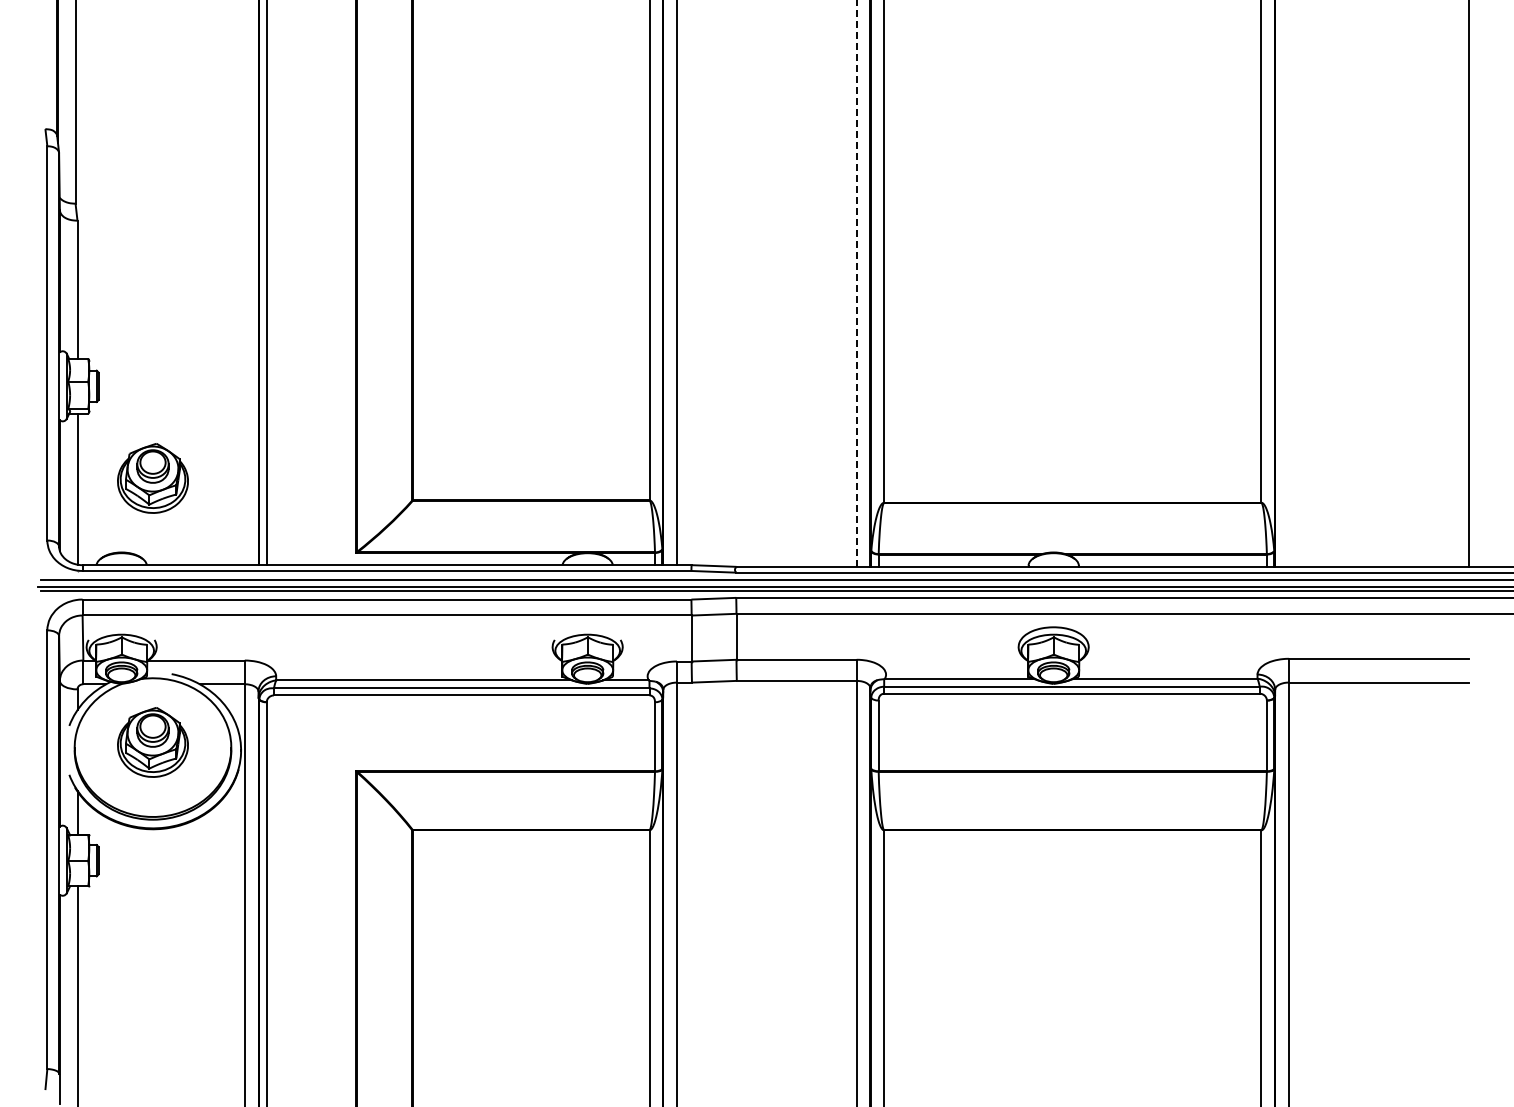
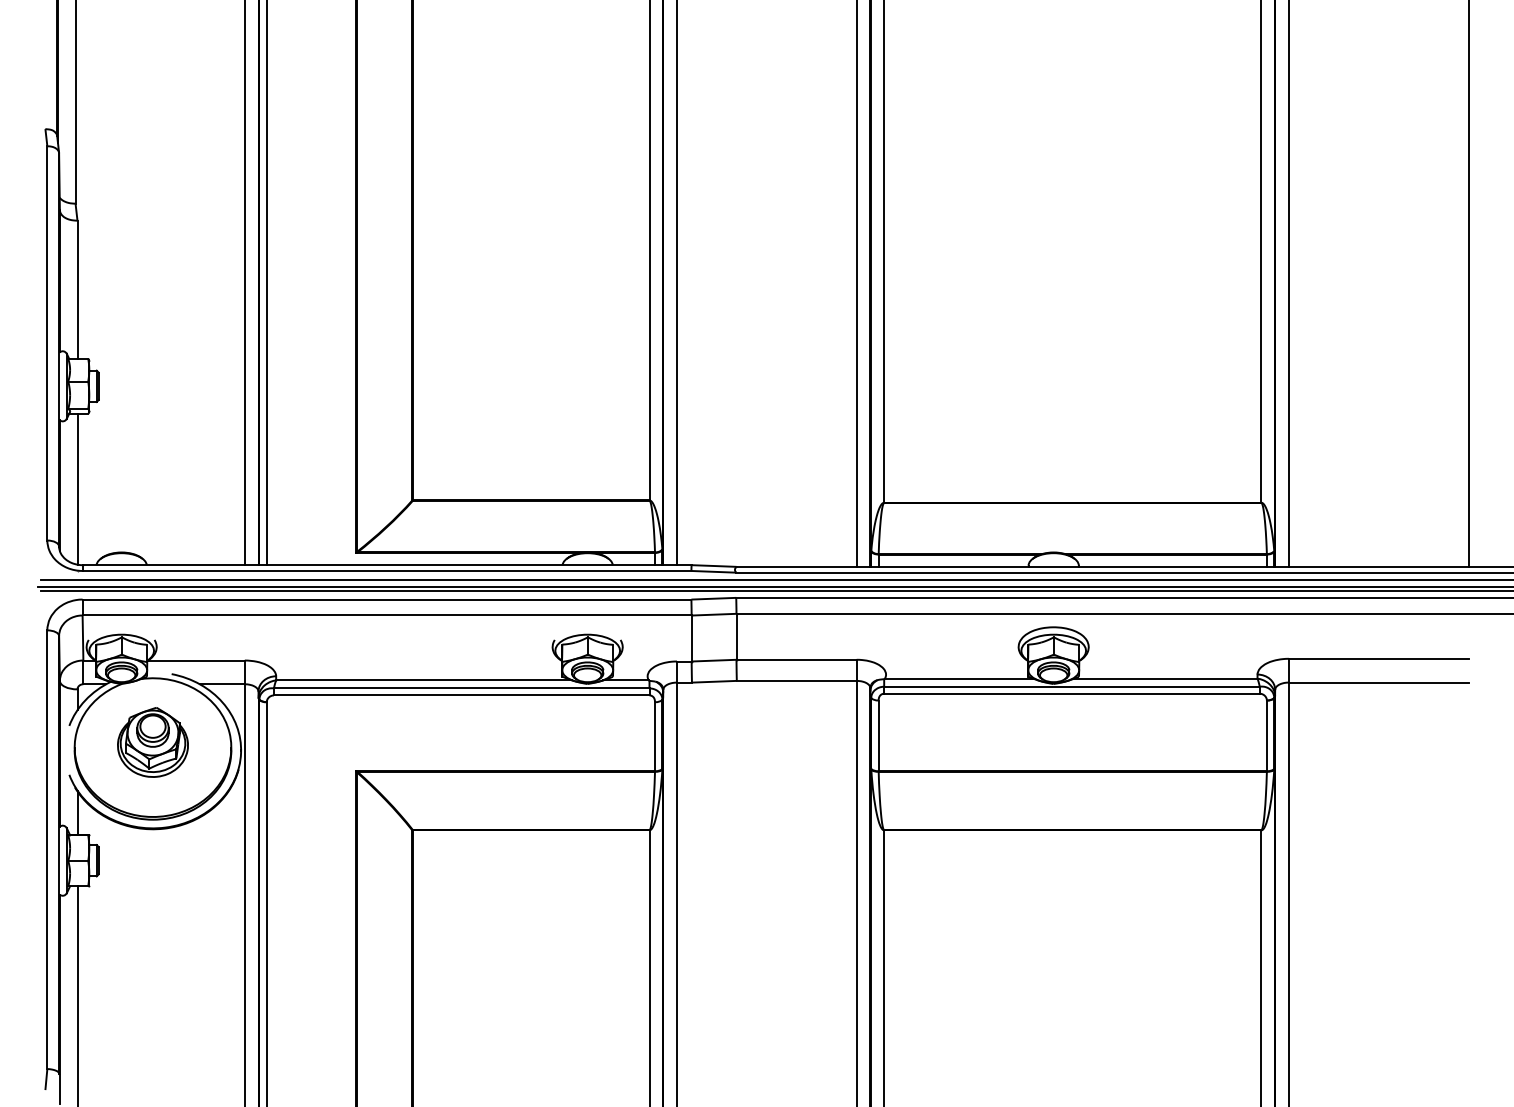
line: none -> present (244, 283)
line: dashed -> solid (856, 283)
line: none -> present (1288, 284)
part: present -> none (152, 478)
